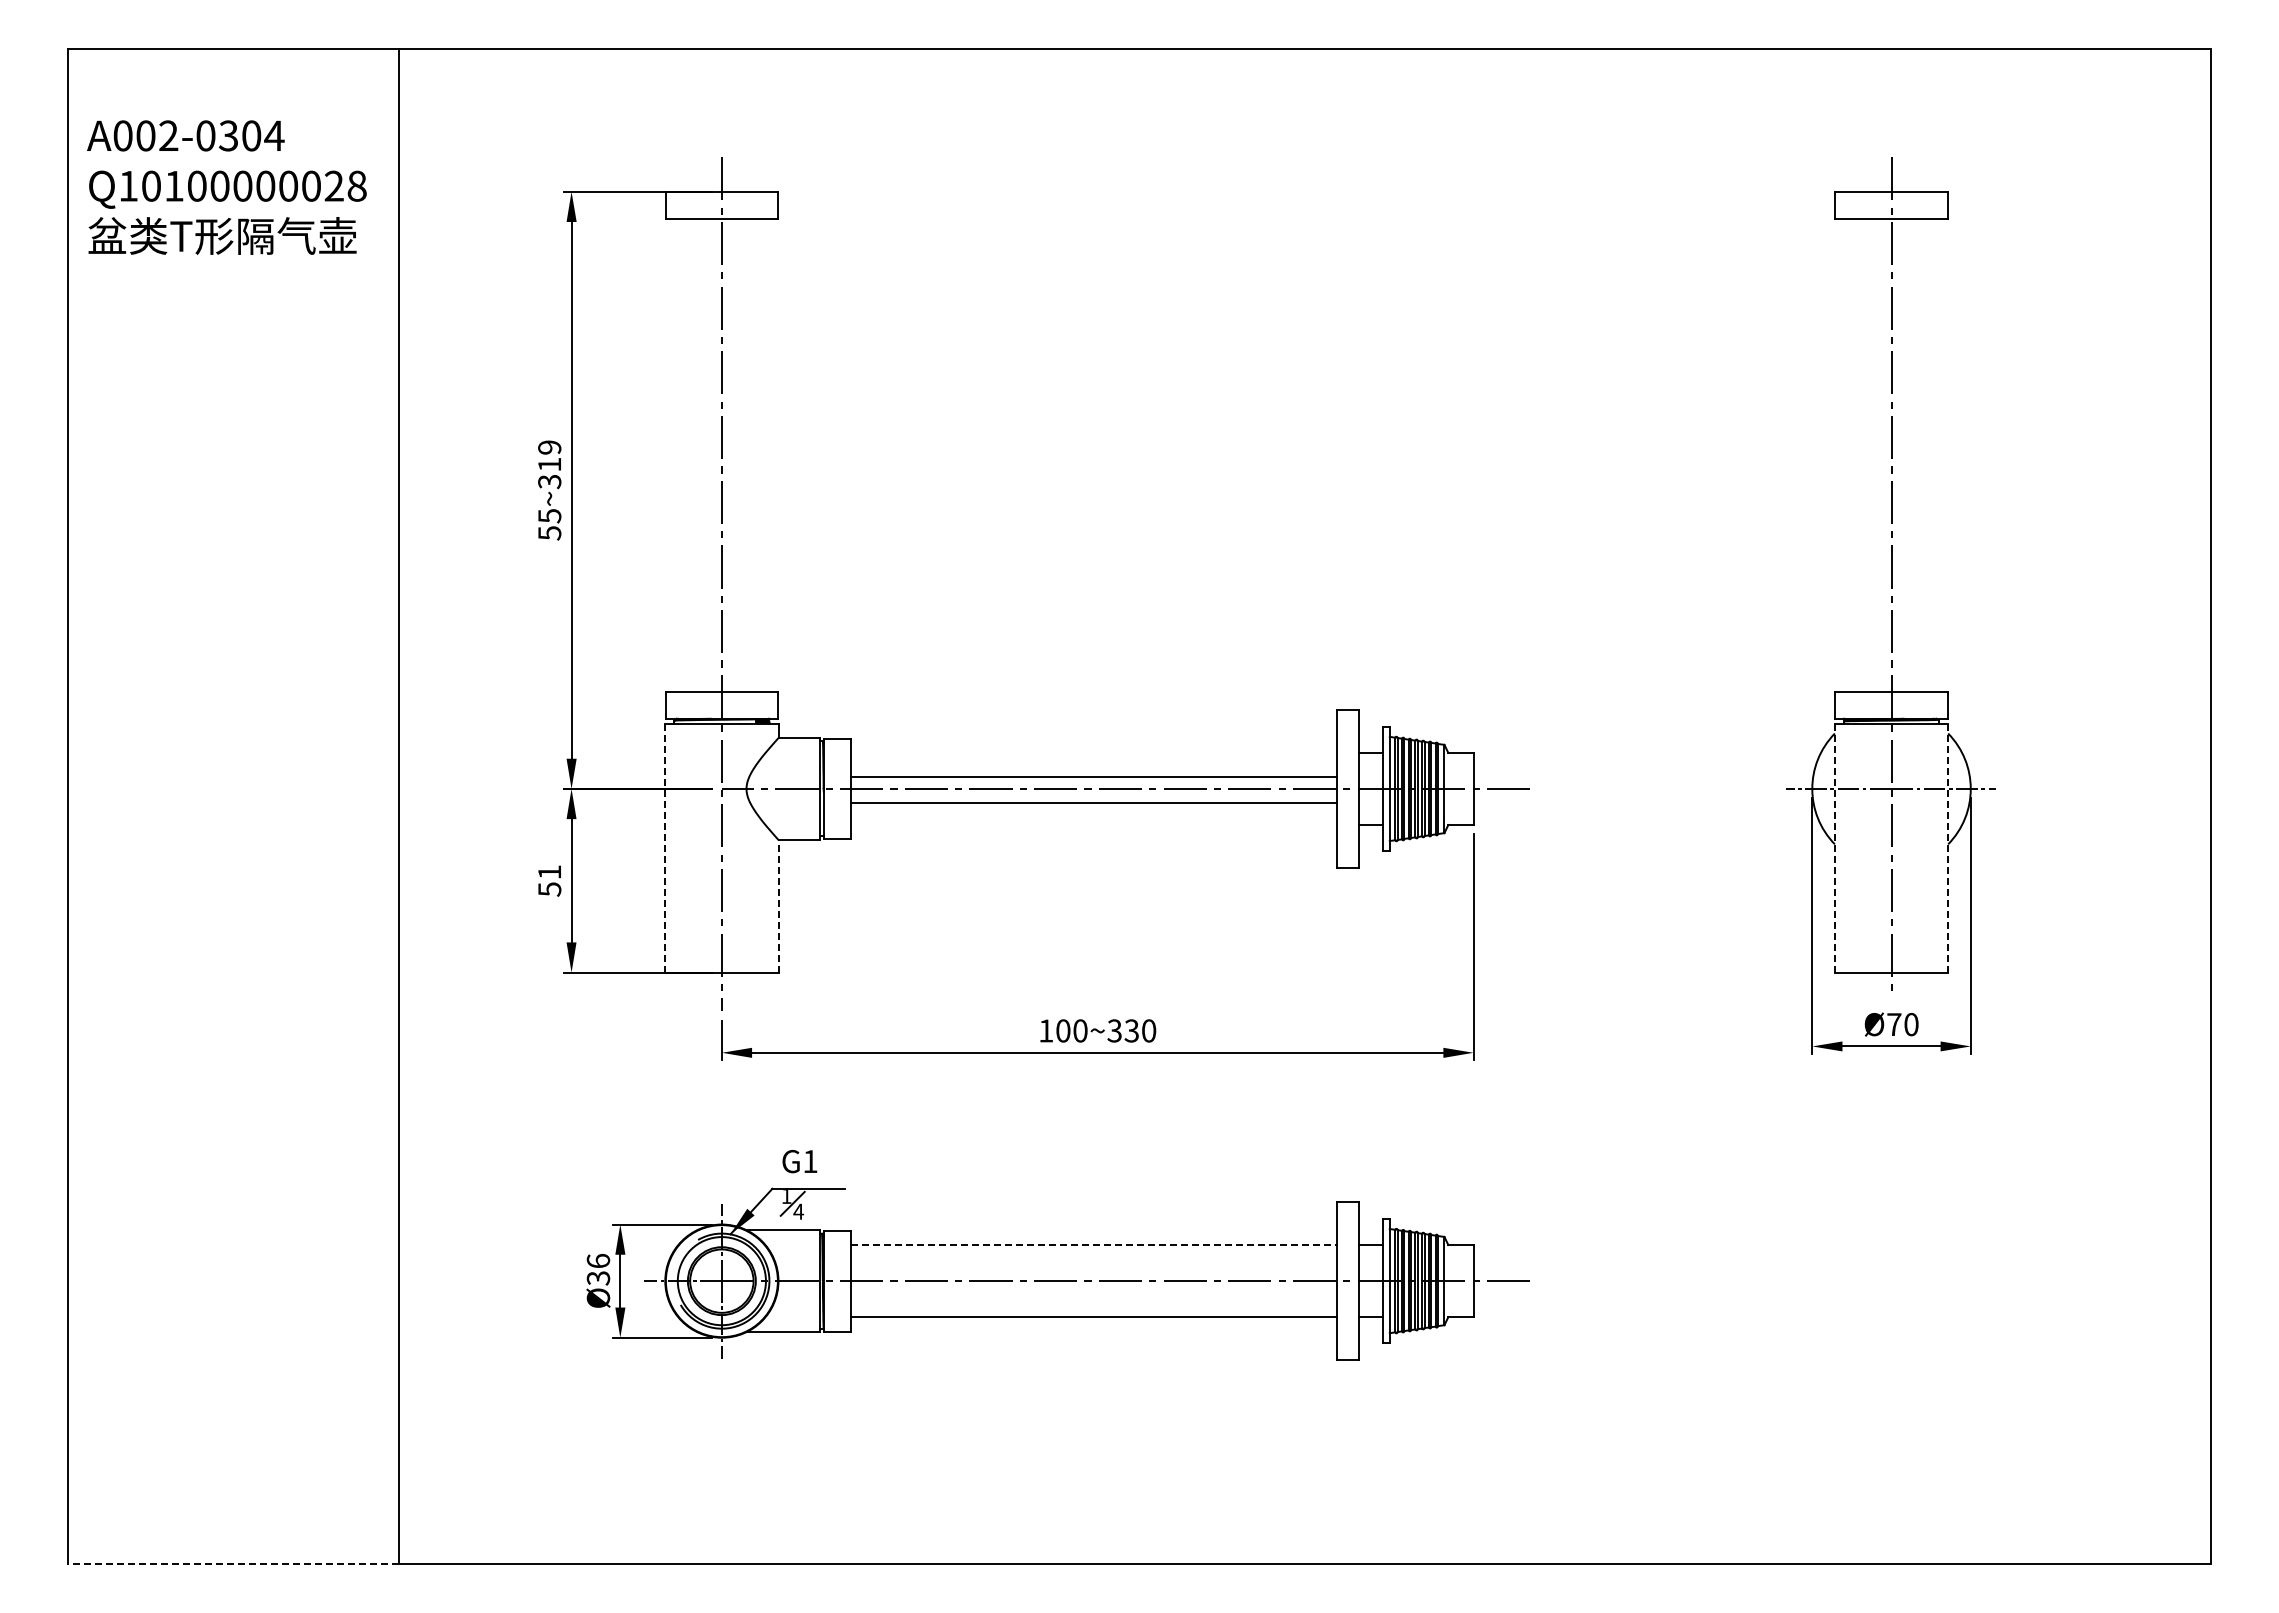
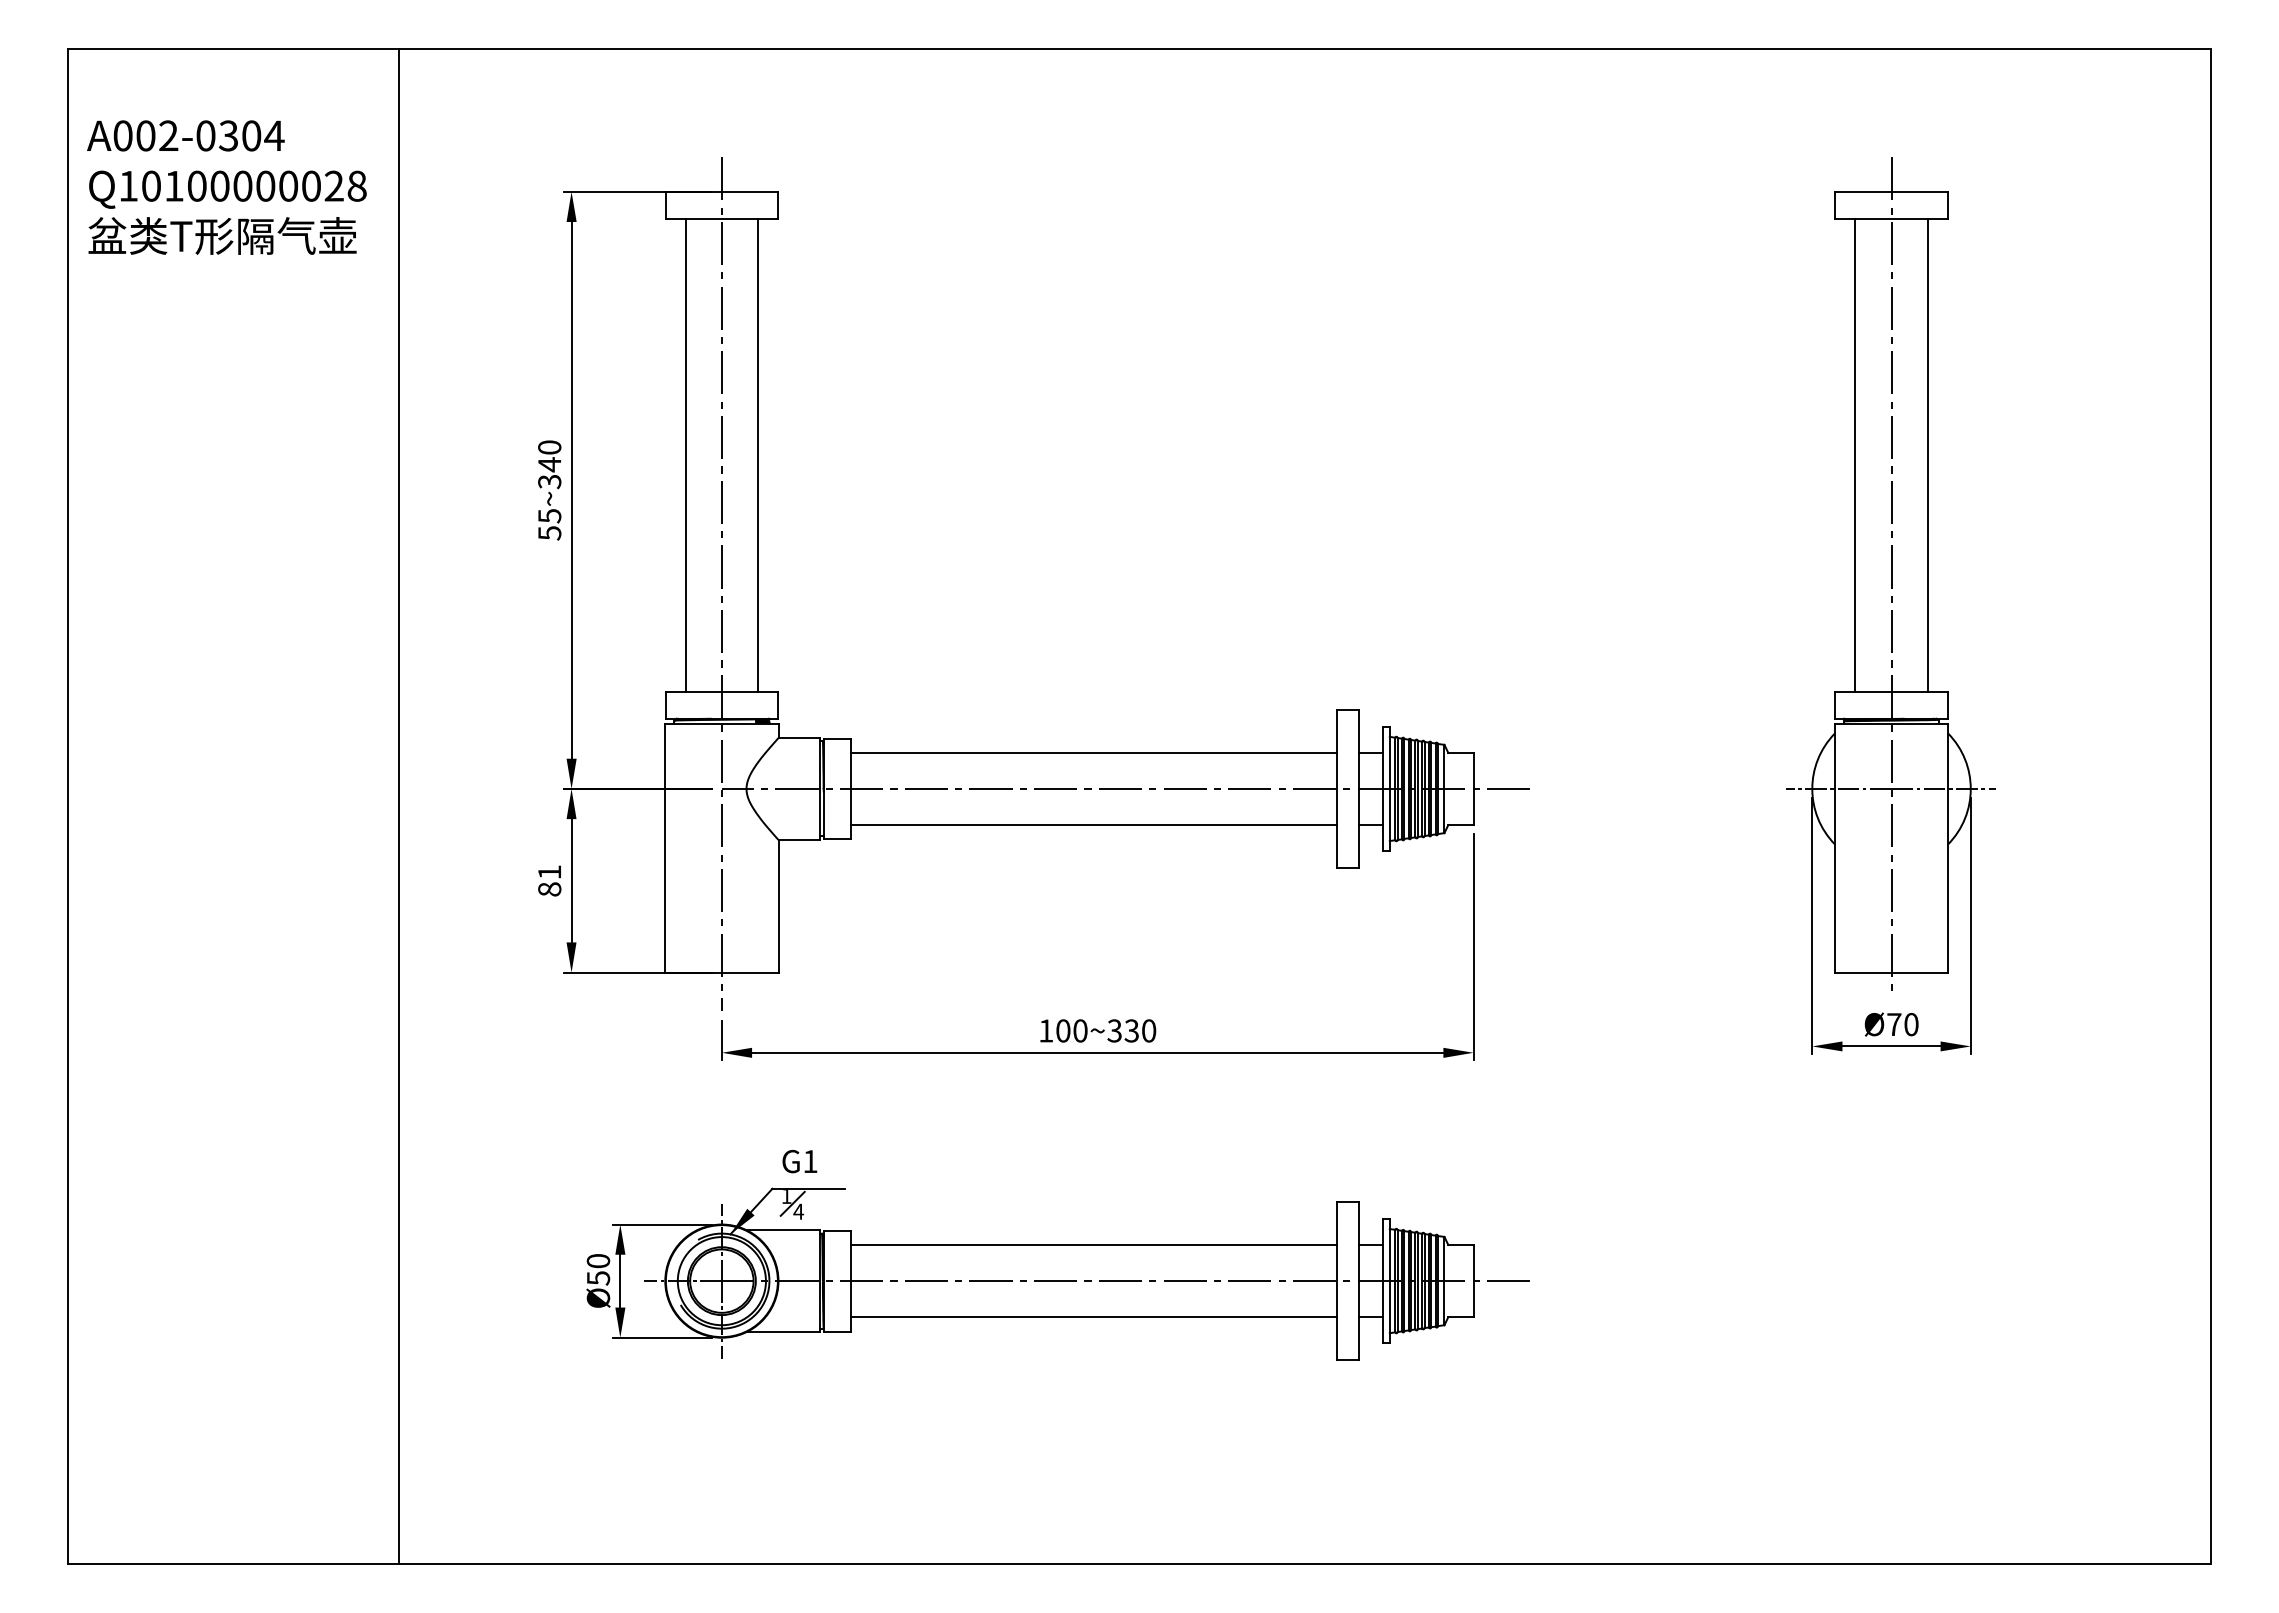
line: none -> present (685, 454)
line: none -> present (758, 454)
line: none -> present (1855, 454)
line: none -> present (1927, 454)
text: 319 -> 340 (549, 456)
line position: (1093, 777) -> (1093, 753) (1093, 753)
line position: (1093, 803) -> (1093, 825) (1093, 825)
line: dashed -> solid (665, 848)
line: dashed -> solid (1834, 849)
line: dashed -> solid (1948, 849)
text: 51 -> 81 (549, 889)
line: dashed -> solid (778, 905)
line: dashed -> solid (1093, 1245)
text: Ø36 -> Ø50 (598, 1269)
line: dashed -> solid (233, 1564)
